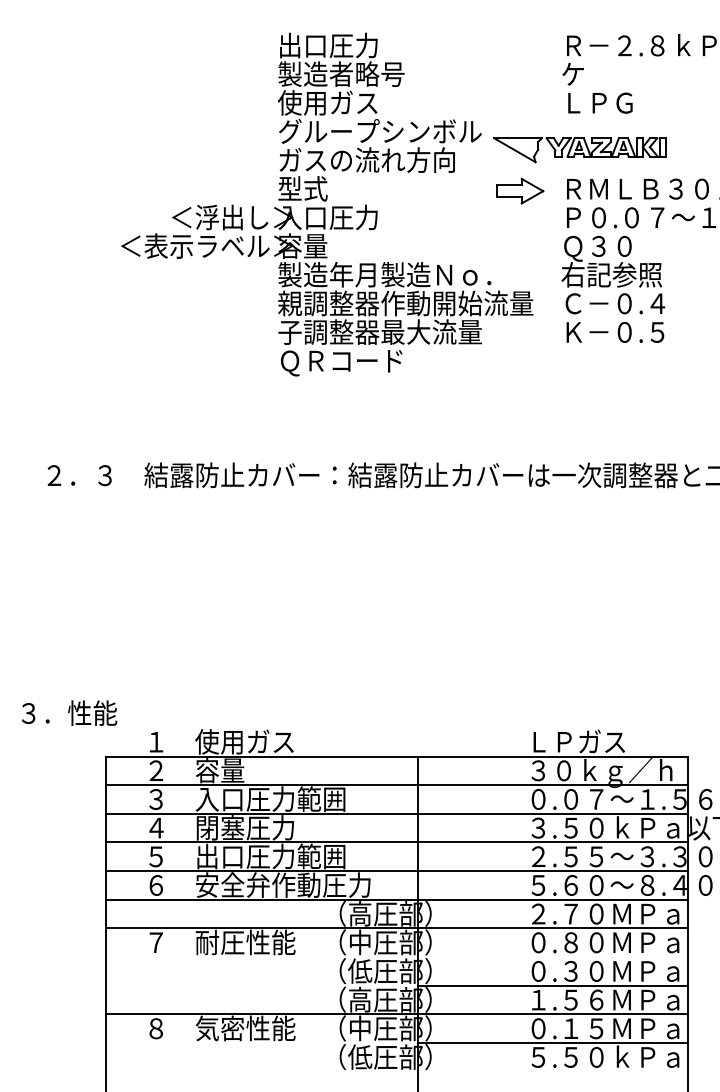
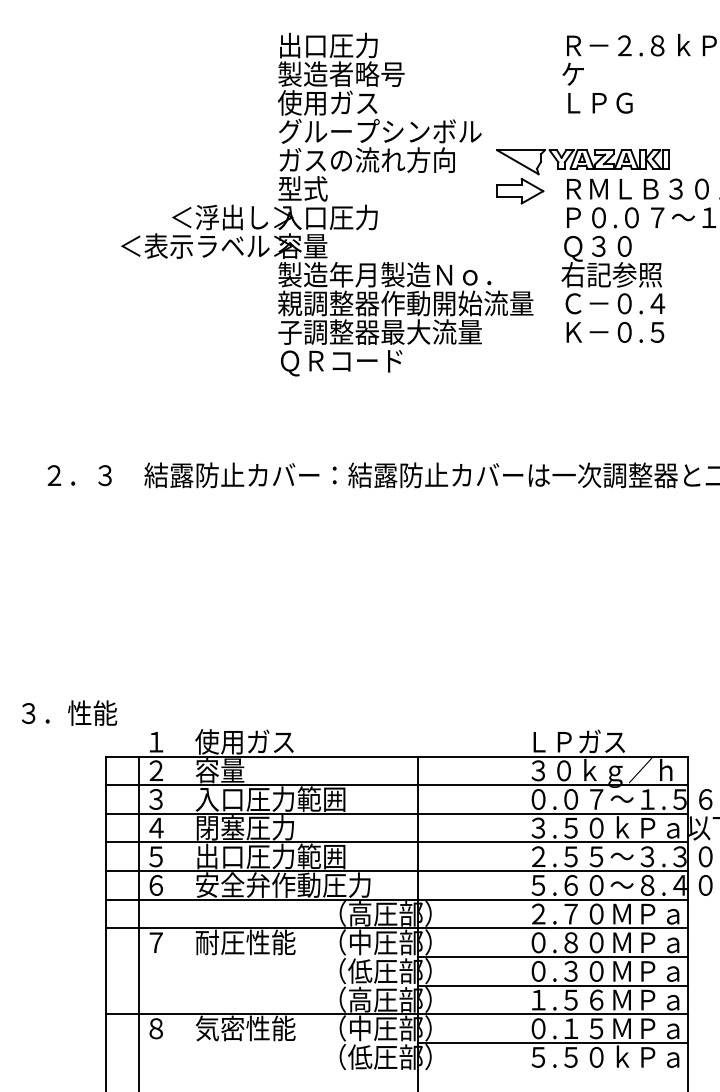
part position: (579, 150) -> (582, 162) (582, 162)
line: none -> present (139, 922)
line: none -> present (552, 957)
